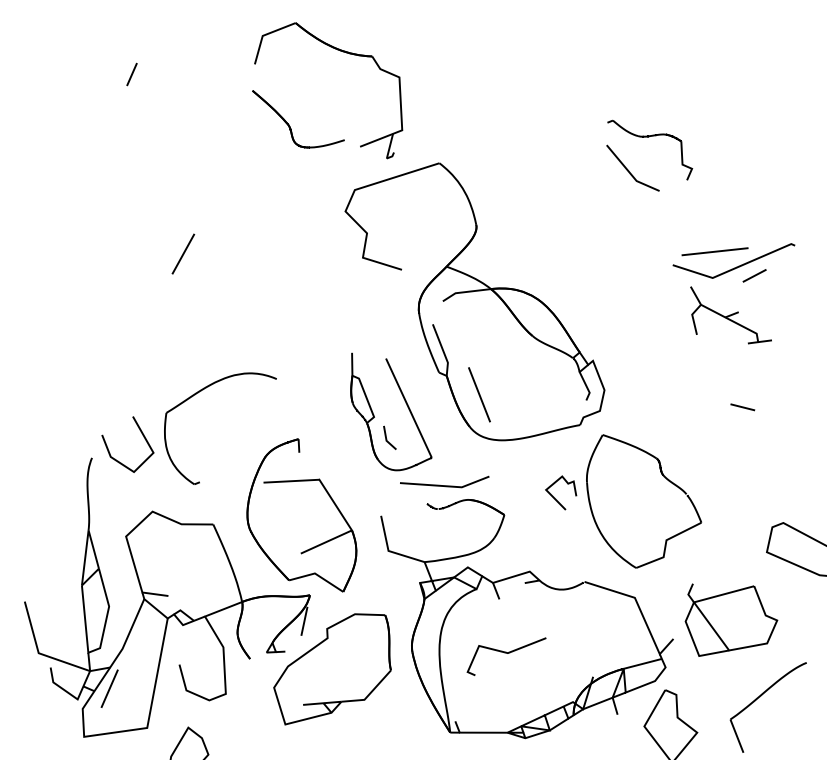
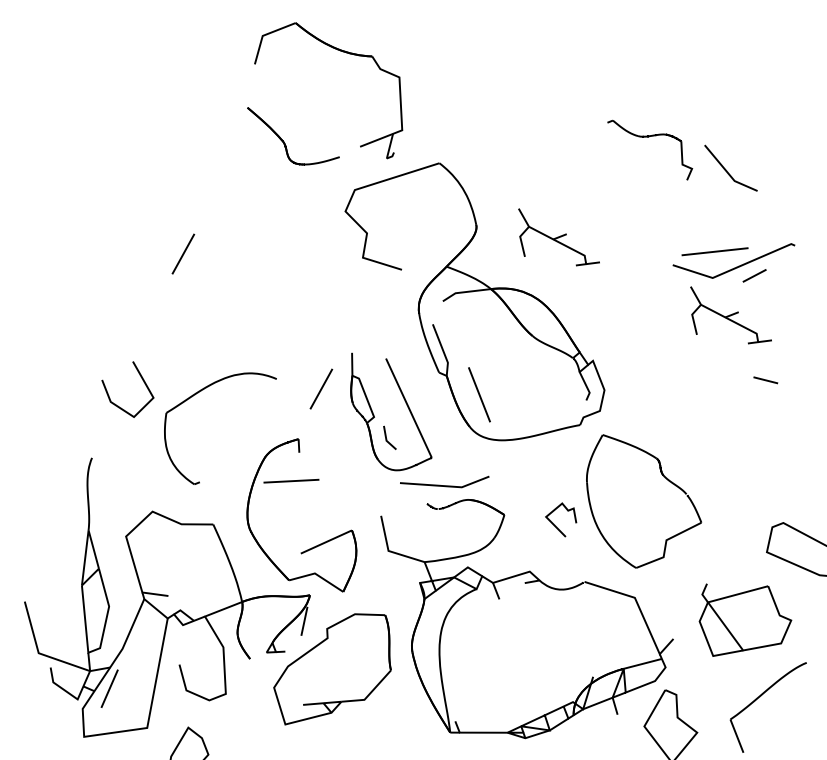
line: present -> none (131, 74)
part position: (289, 124) -> (284, 141) (284, 141)
line position: (629, 170) -> (727, 170) (727, 170)
part: none -> present (558, 237)
line: none -> present (321, 388)
line position: (742, 407) -> (765, 380) (765, 380)
line position: (143, 437) -> (143, 382) (143, 382)
curve position: (555, 498) -> (555, 525) (555, 525)
line: present -> none (335, 504)
part position: (731, 619) -> (745, 619) (745, 619)
line: present -> none (506, 653)
